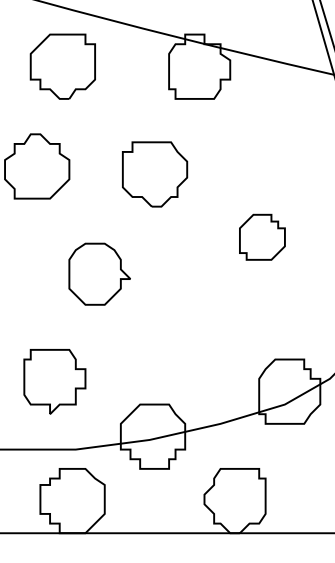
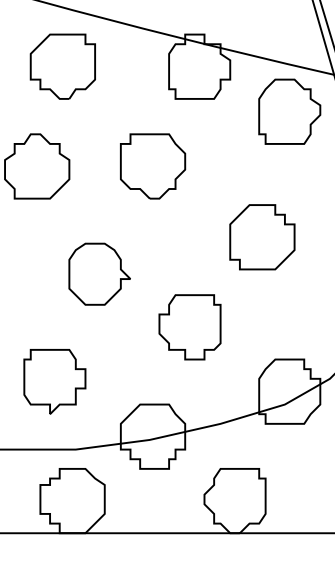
part: none -> present (289, 111)
part position: (155, 174) -> (153, 166) (153, 166)
part size: 47x48 px -> 67x67 px (262, 237)
part: none -> present (189, 327)
